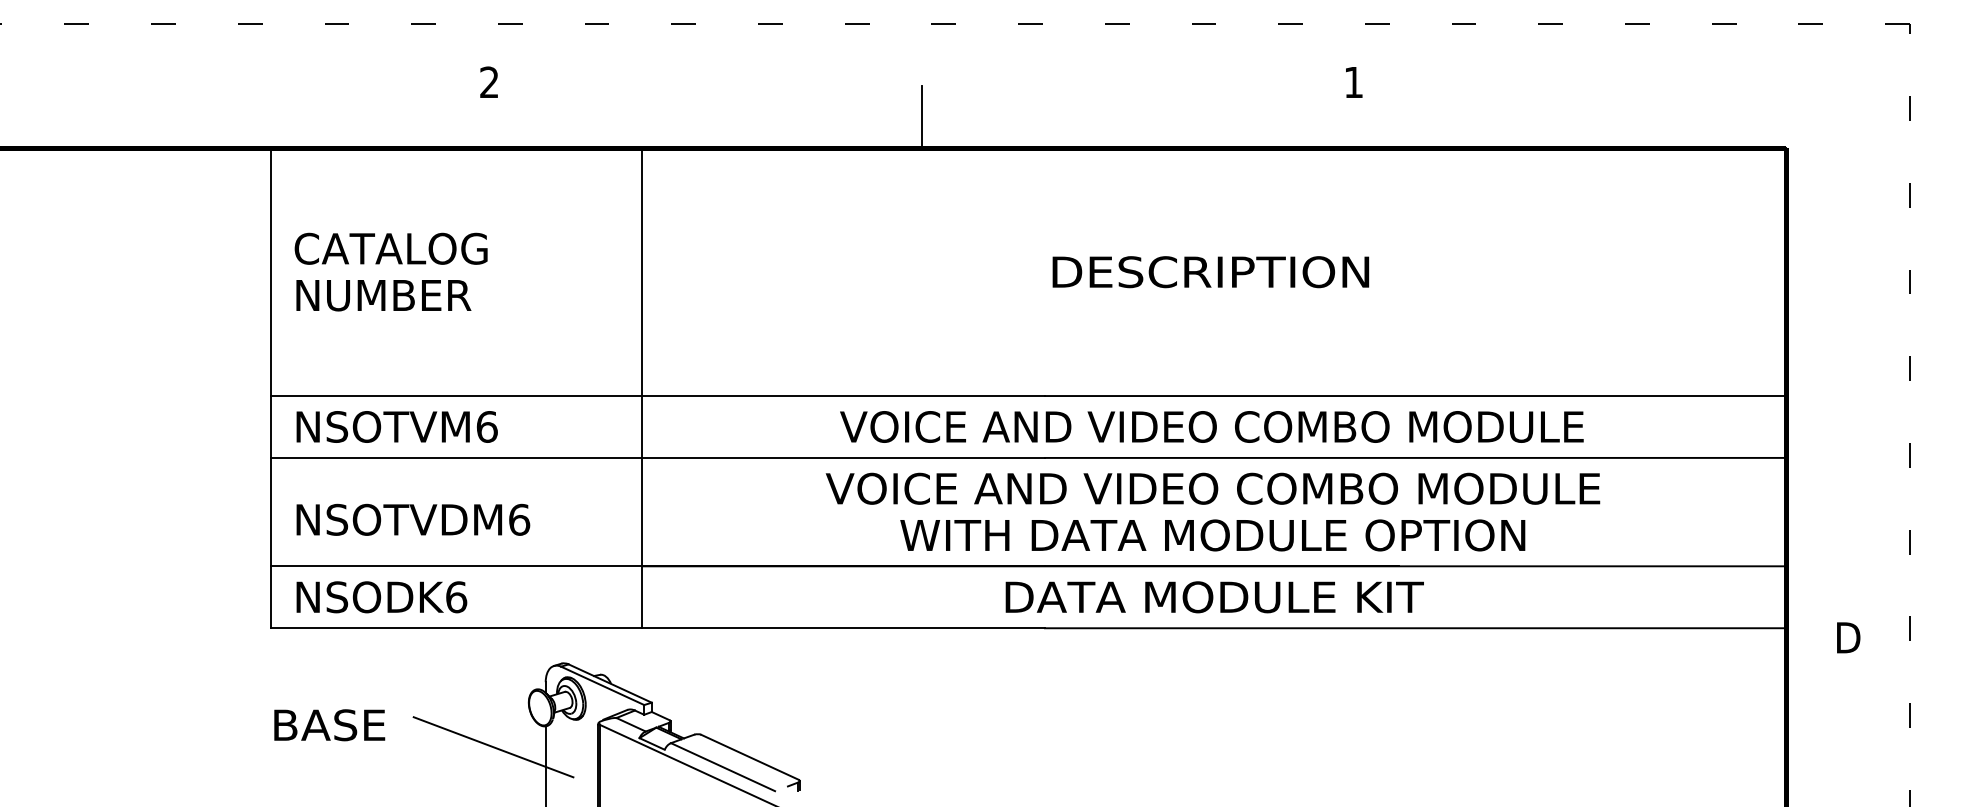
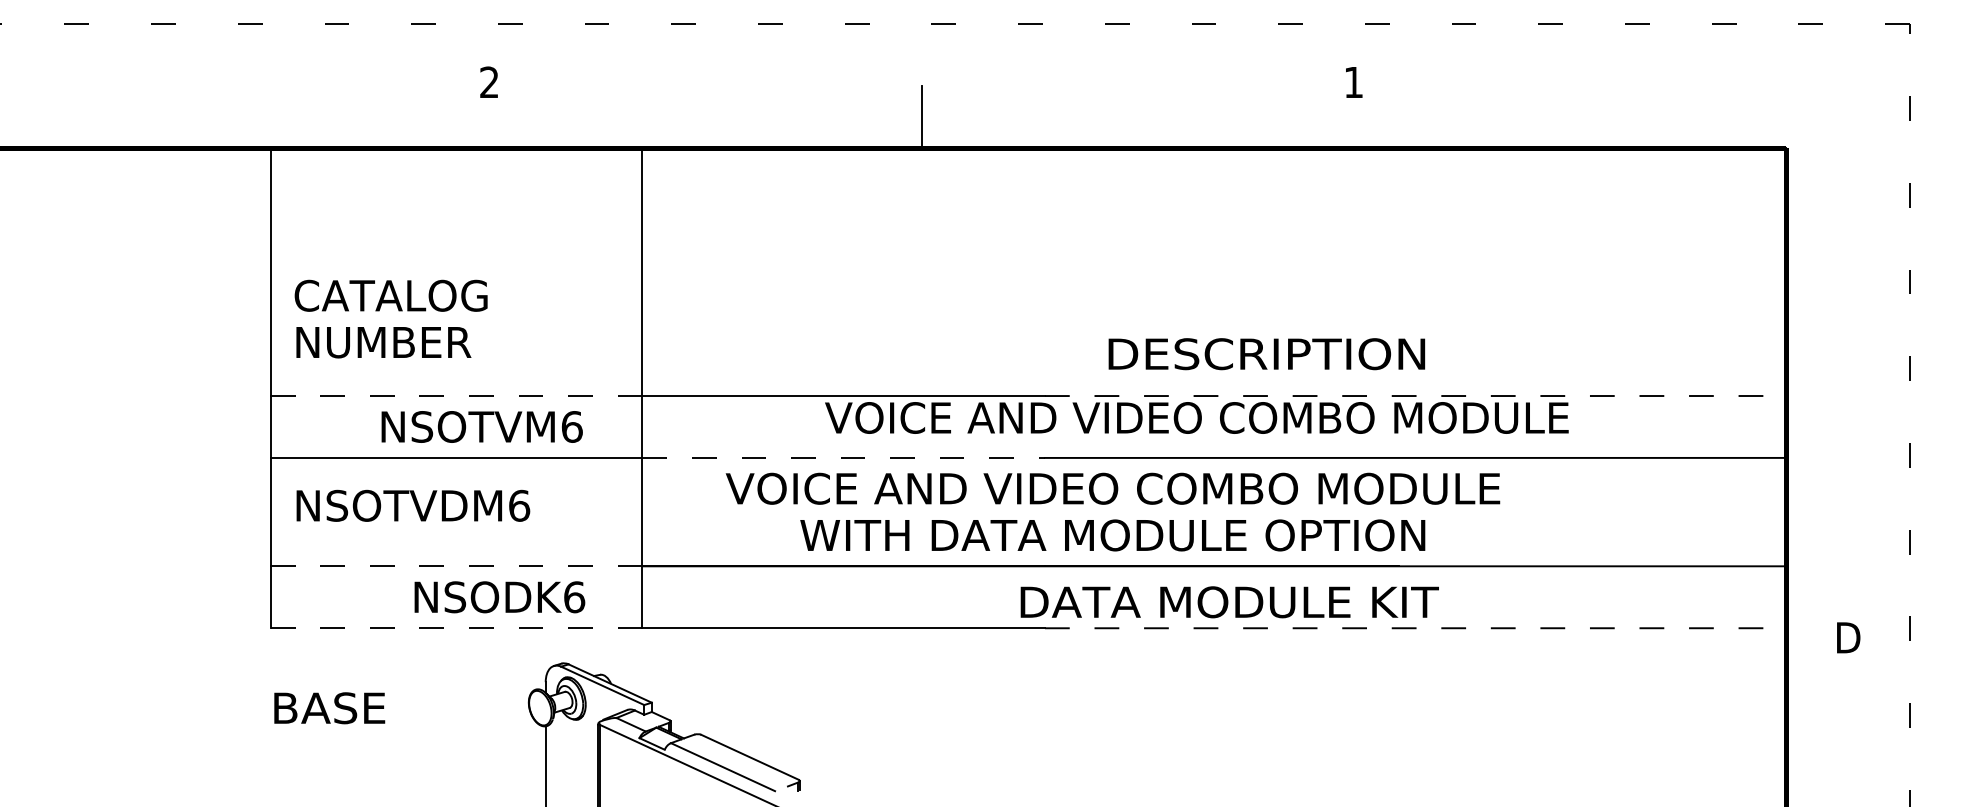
text position: (390, 271) -> (390, 318) (390, 318)
text position: (1210, 272) -> (1266, 354) (1266, 354)
line: solid -> dashed (456, 396)
line: solid -> dashed (1415, 396)
text position: (396, 426) -> (481, 426) (481, 426)
text position: (1211, 426) -> (1196, 417) (1196, 417)
line: solid -> dashed (844, 457)
text position: (1212, 511) -> (1112, 511) (1112, 511)
text position: (413, 519) -> (413, 505) (413, 505)
line: solid -> dashed (456, 566)
text position: (381, 597) -> (499, 597) (499, 597)
text position: (1214, 597) -> (1229, 602) (1229, 602)
line: solid -> dashed (456, 628)
line: solid -> dashed (1415, 628)
text position: (329, 725) -> (329, 708) (329, 708)
line: present -> none (493, 747)
